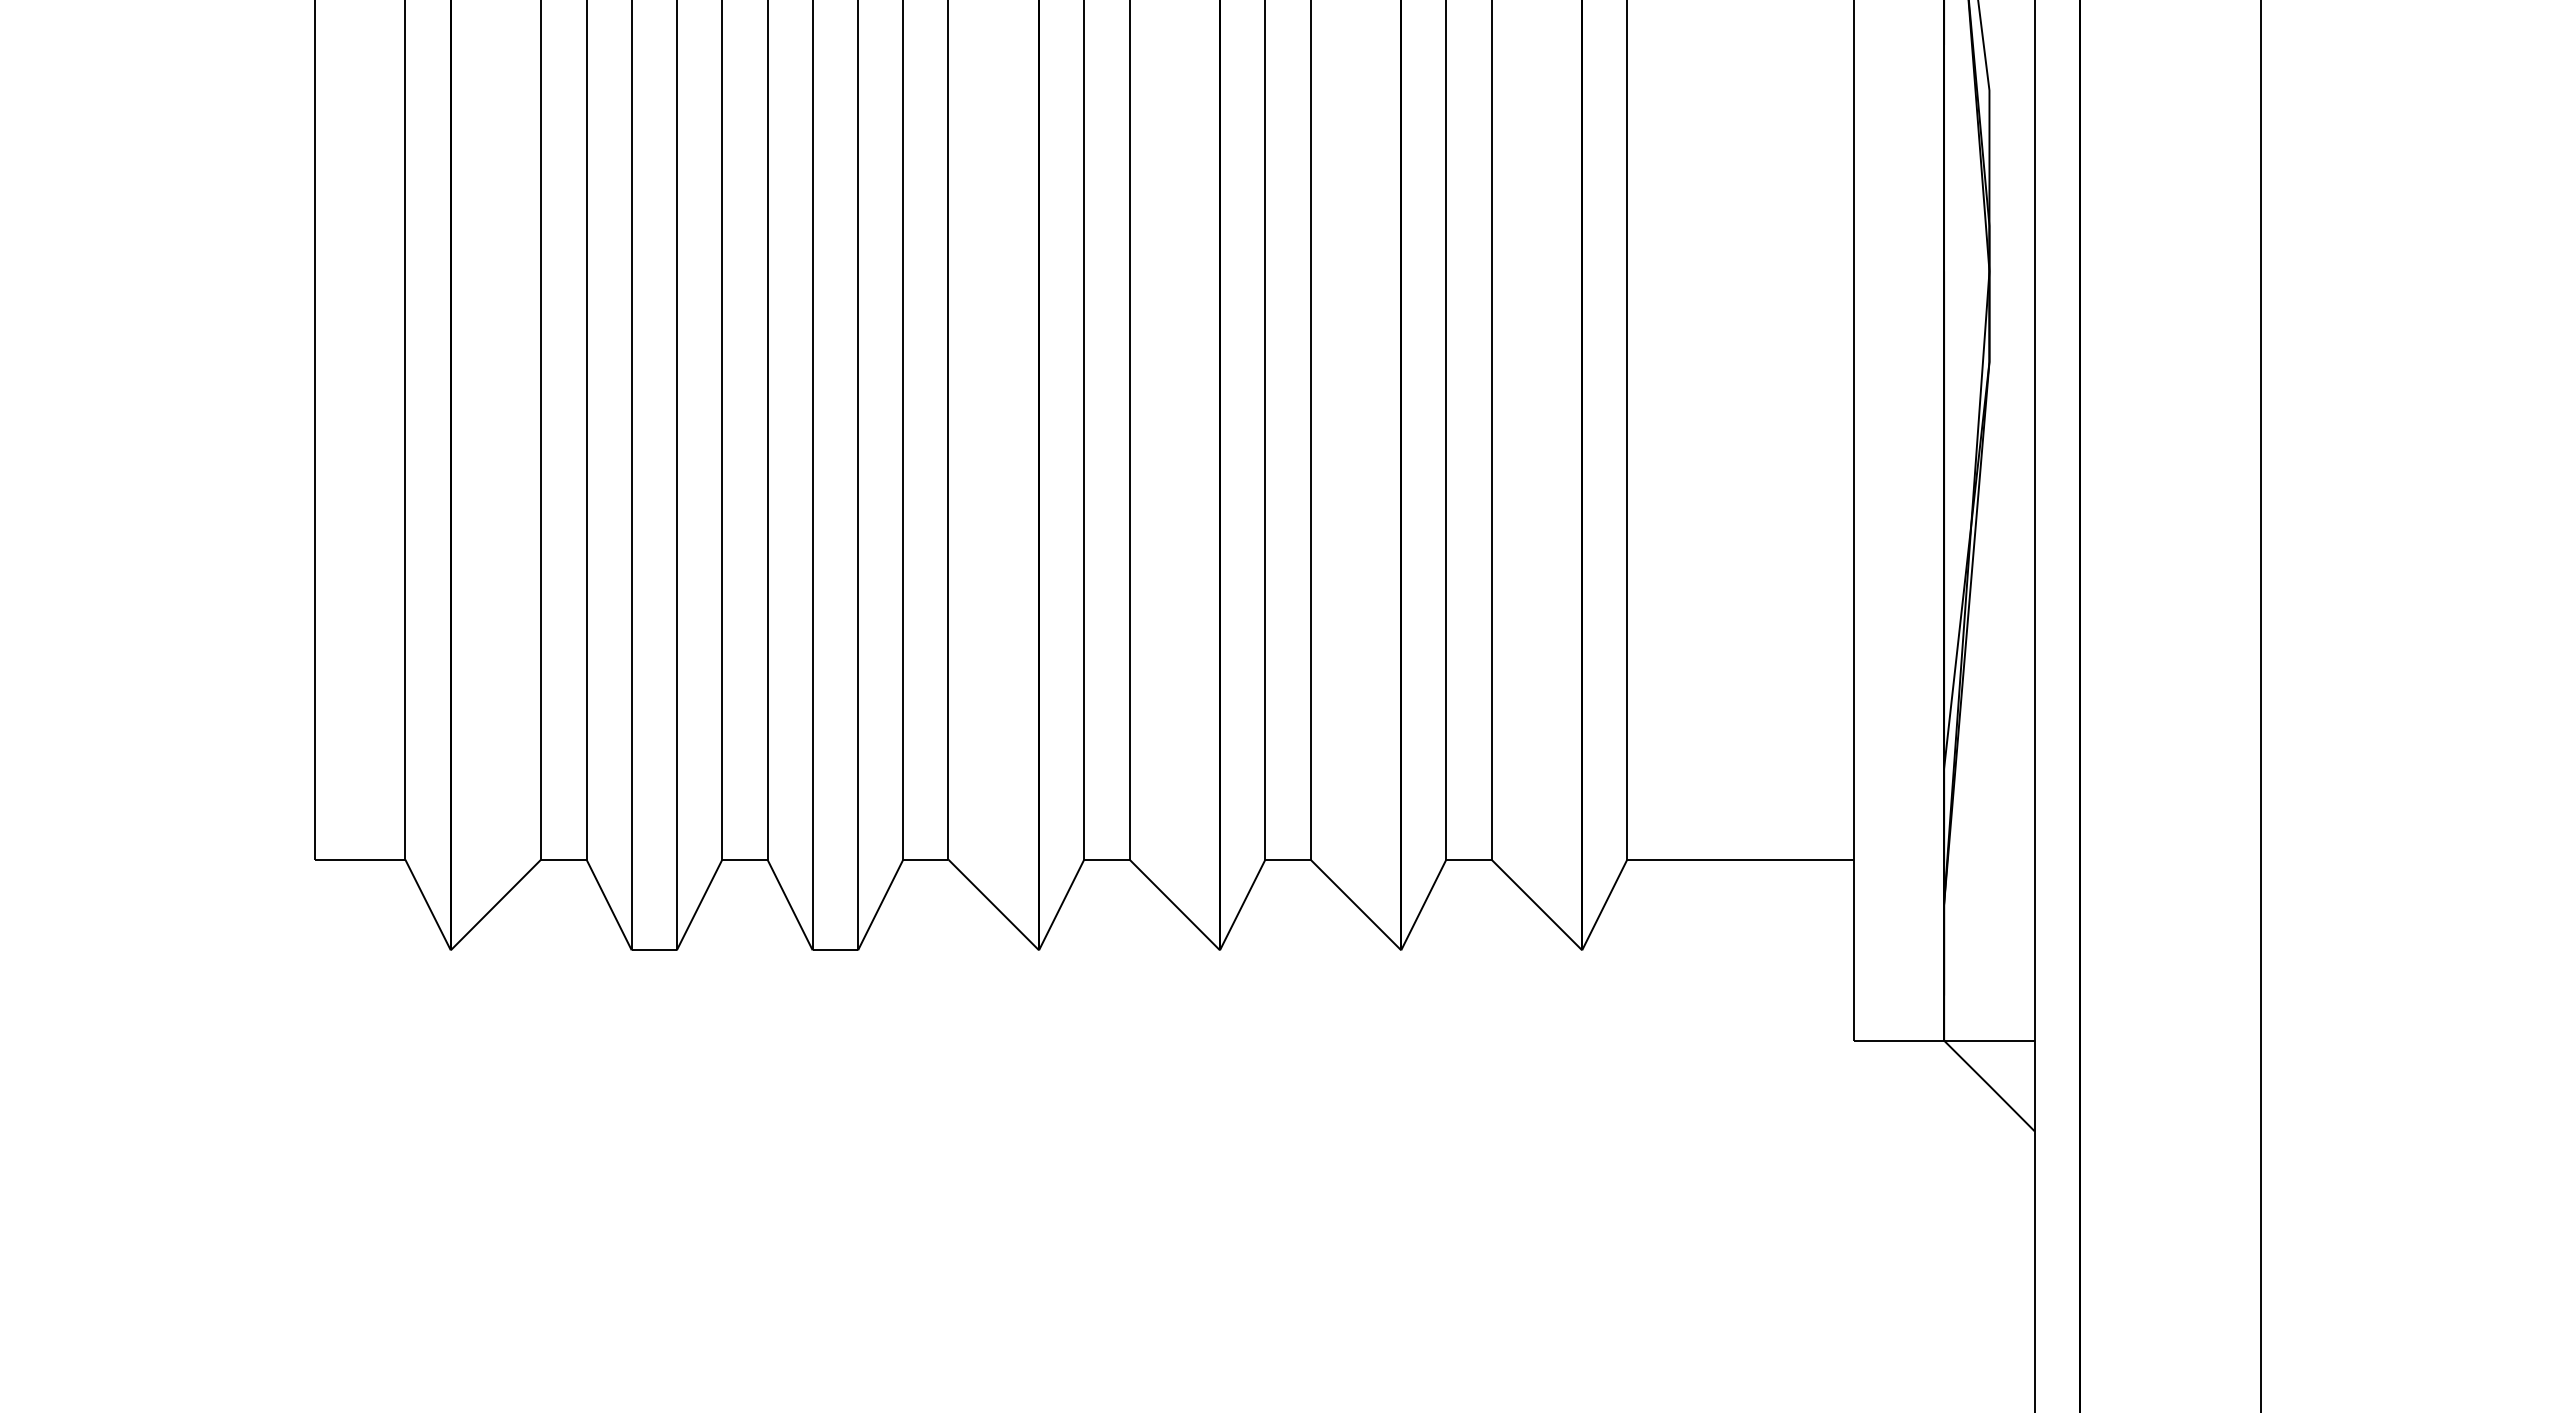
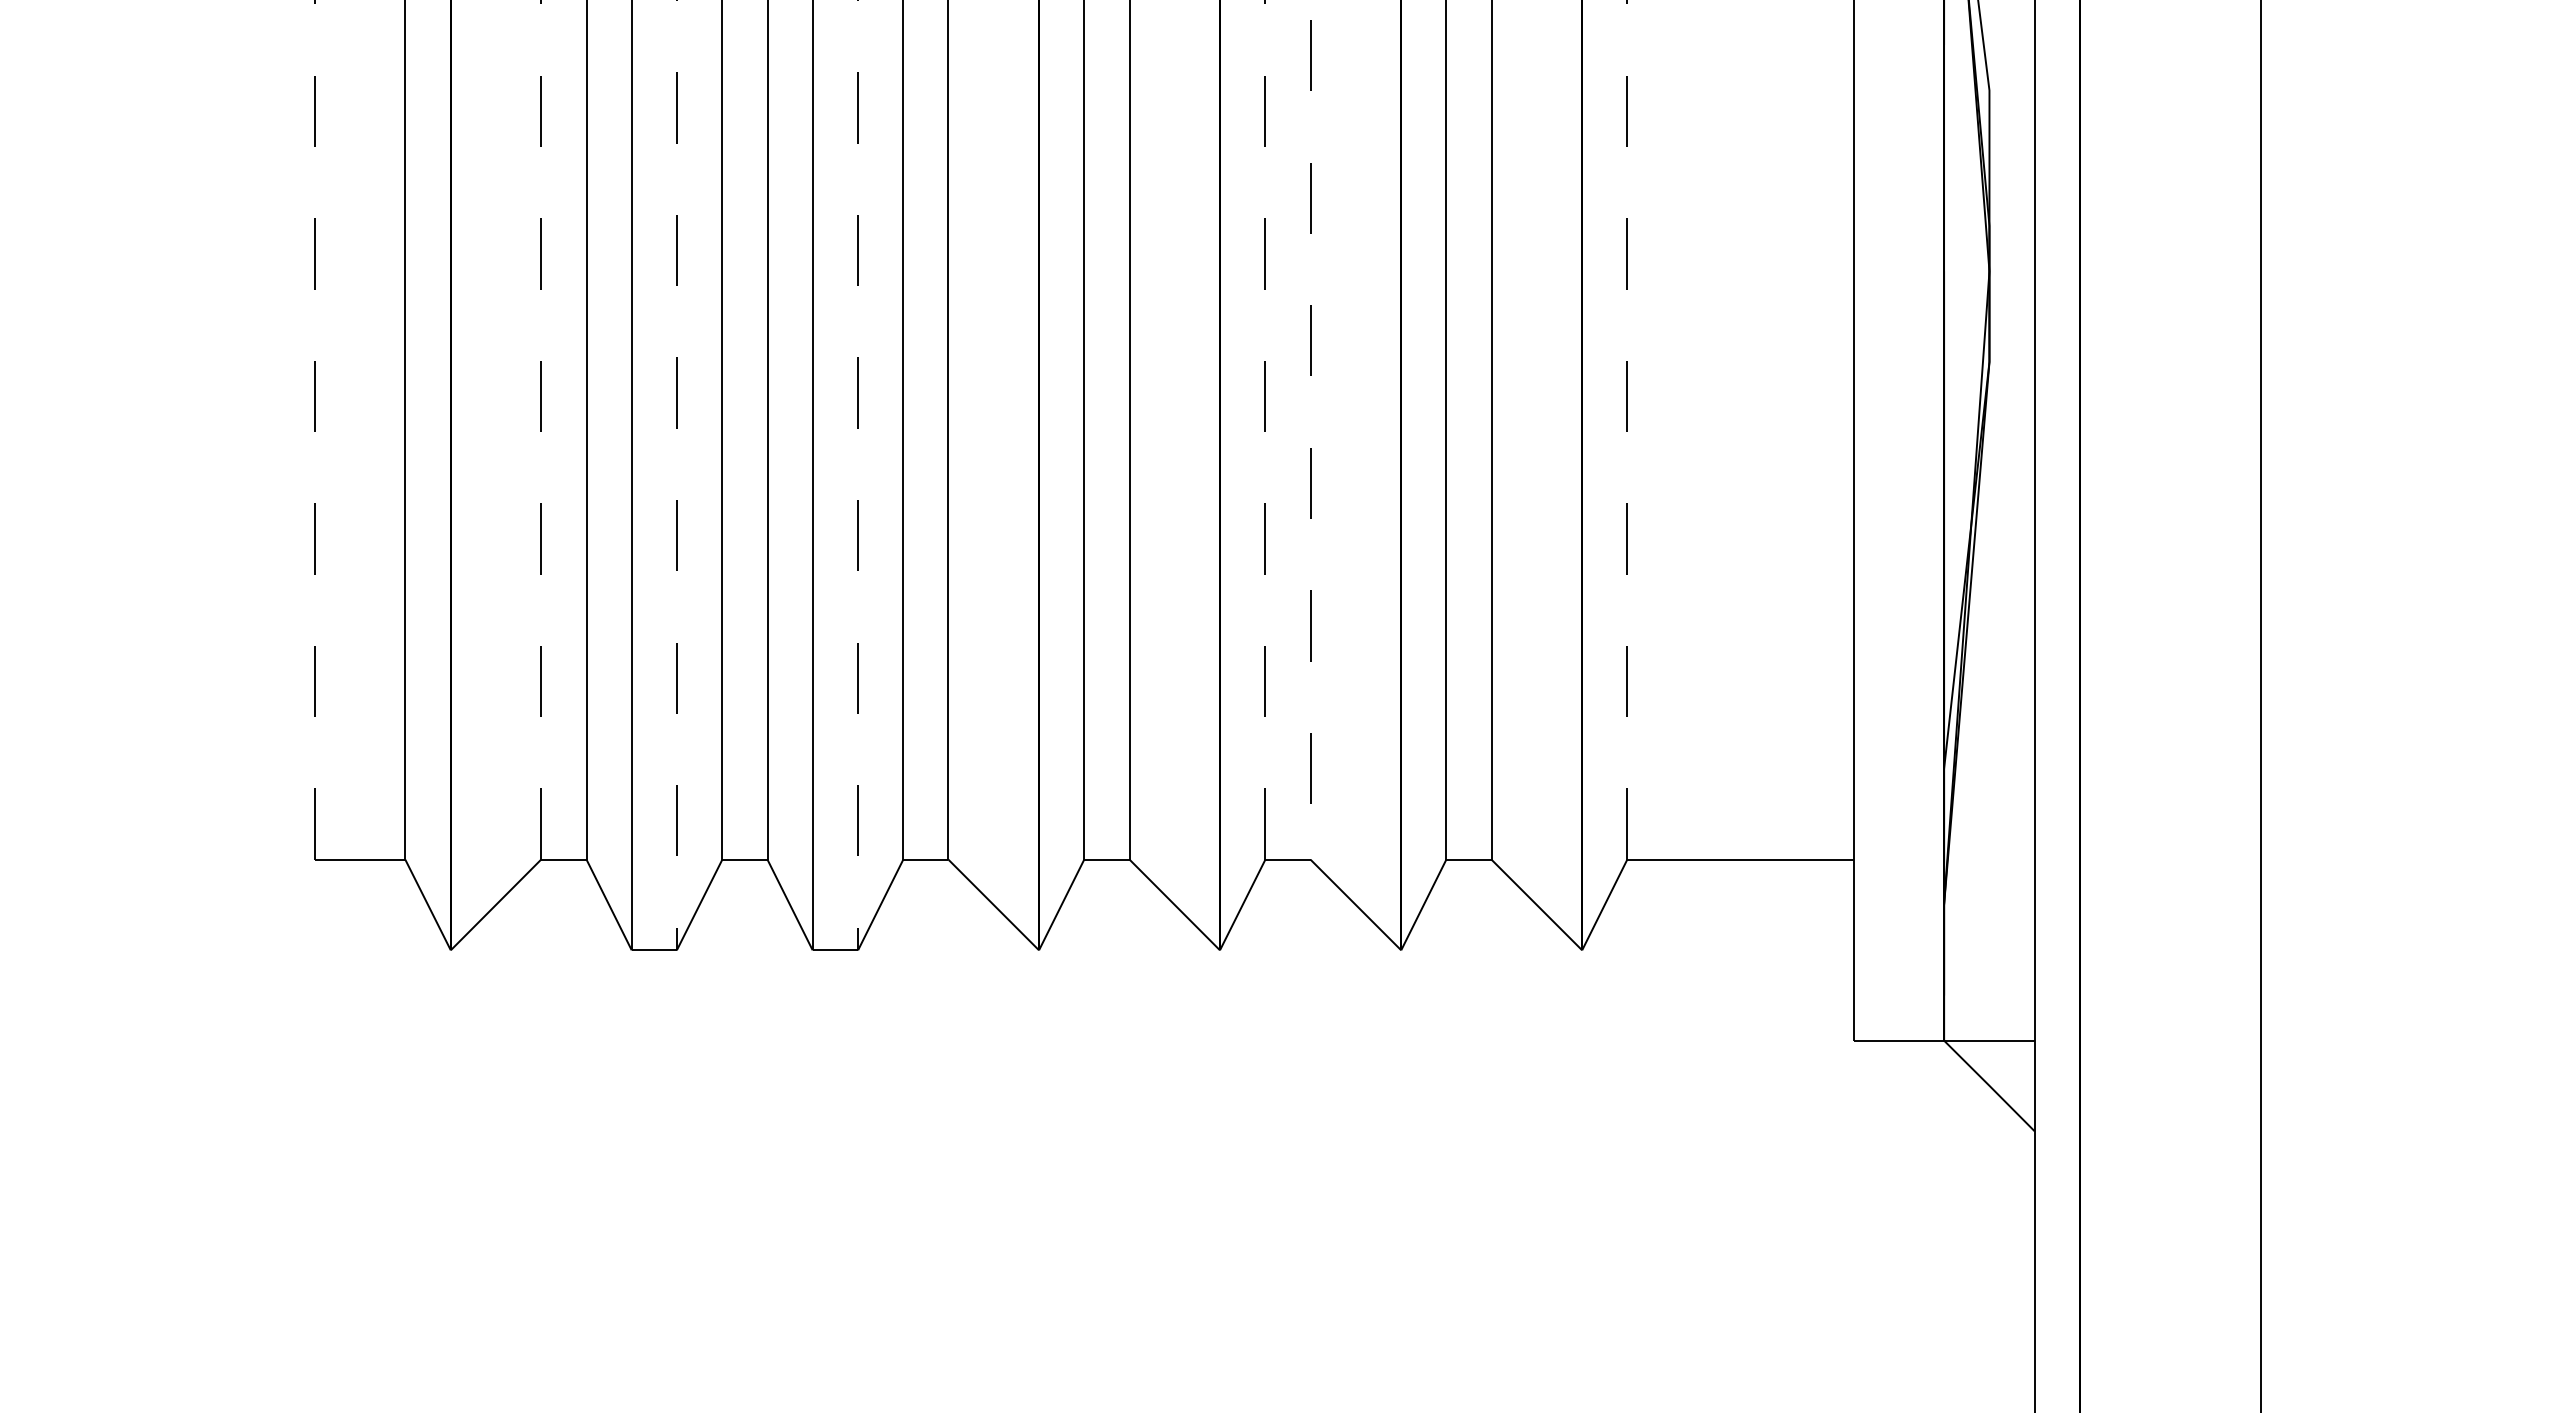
line: solid -> dashed (314, 429)
line: solid -> dashed (541, 429)
line: solid -> dashed (1265, 429)
line: solid -> dashed (1310, 429)
line: solid -> dashed (1627, 429)
line: solid -> dashed (676, 475)
line: solid -> dashed (858, 475)
